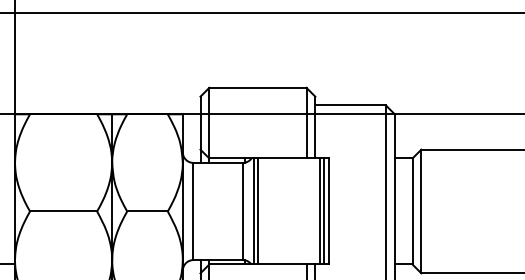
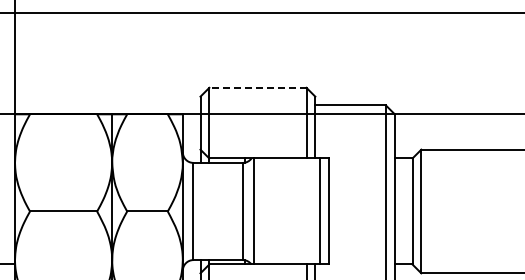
line: solid -> dashed (257, 87)
line: present -> none (257, 211)
line: present -> none (324, 211)
